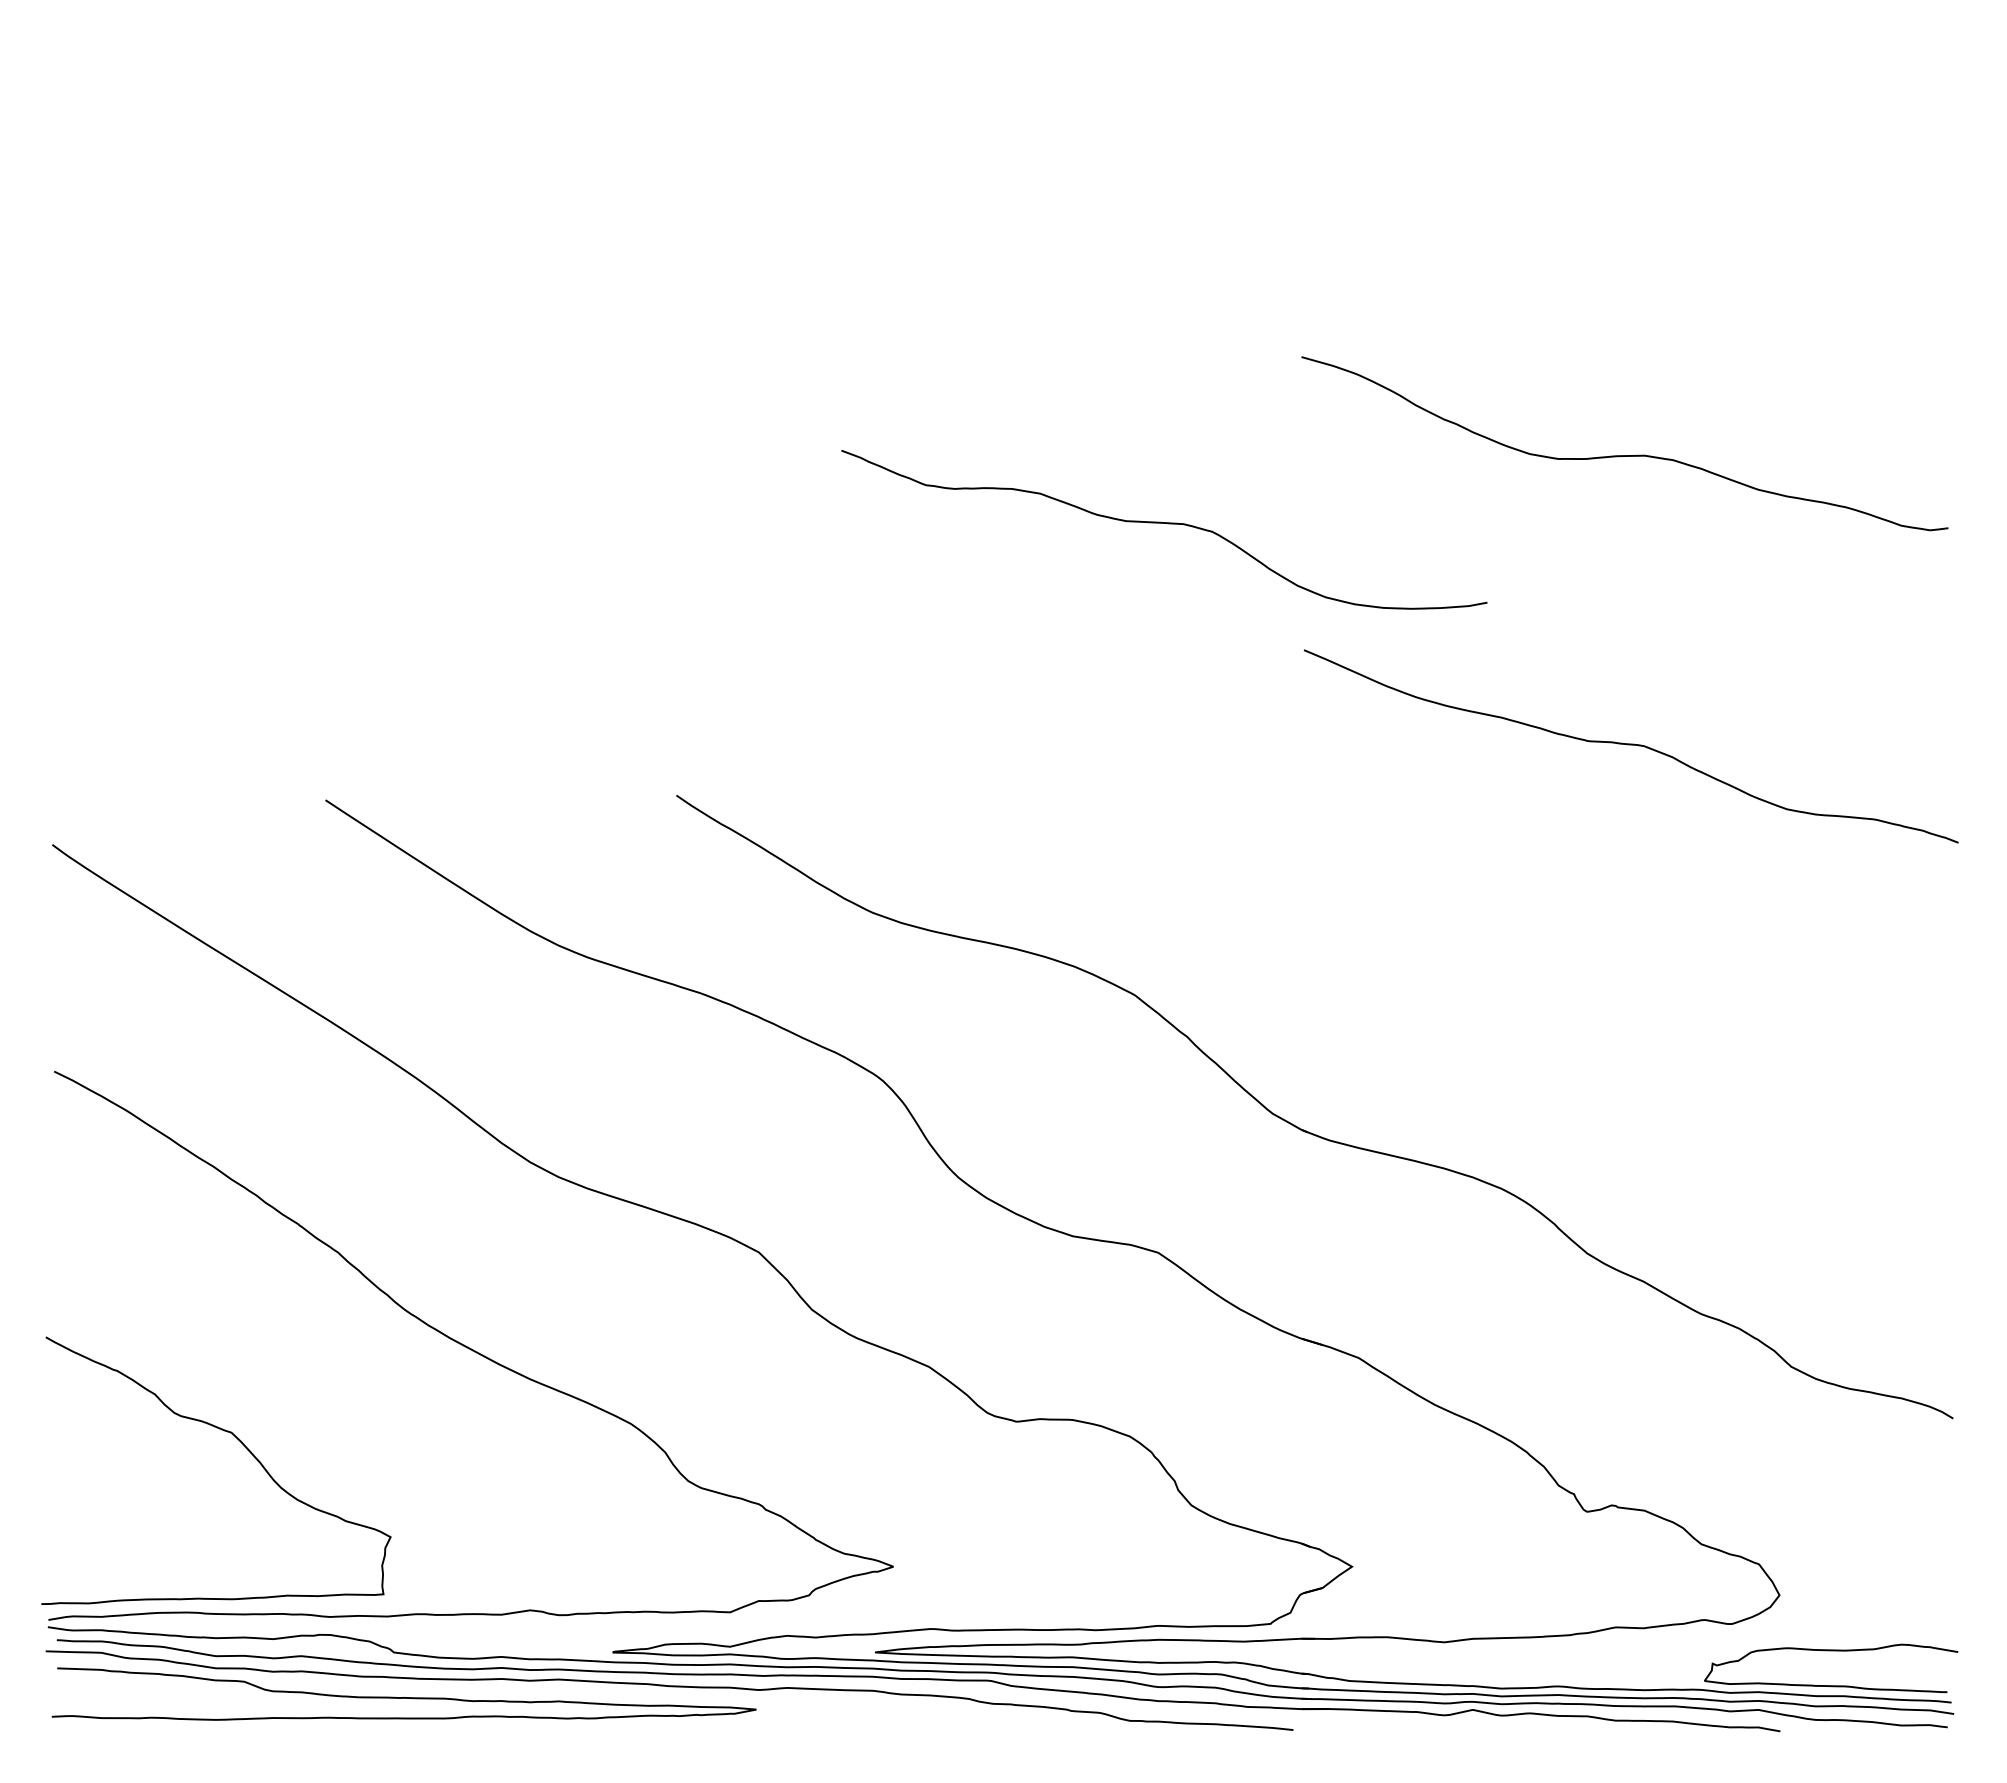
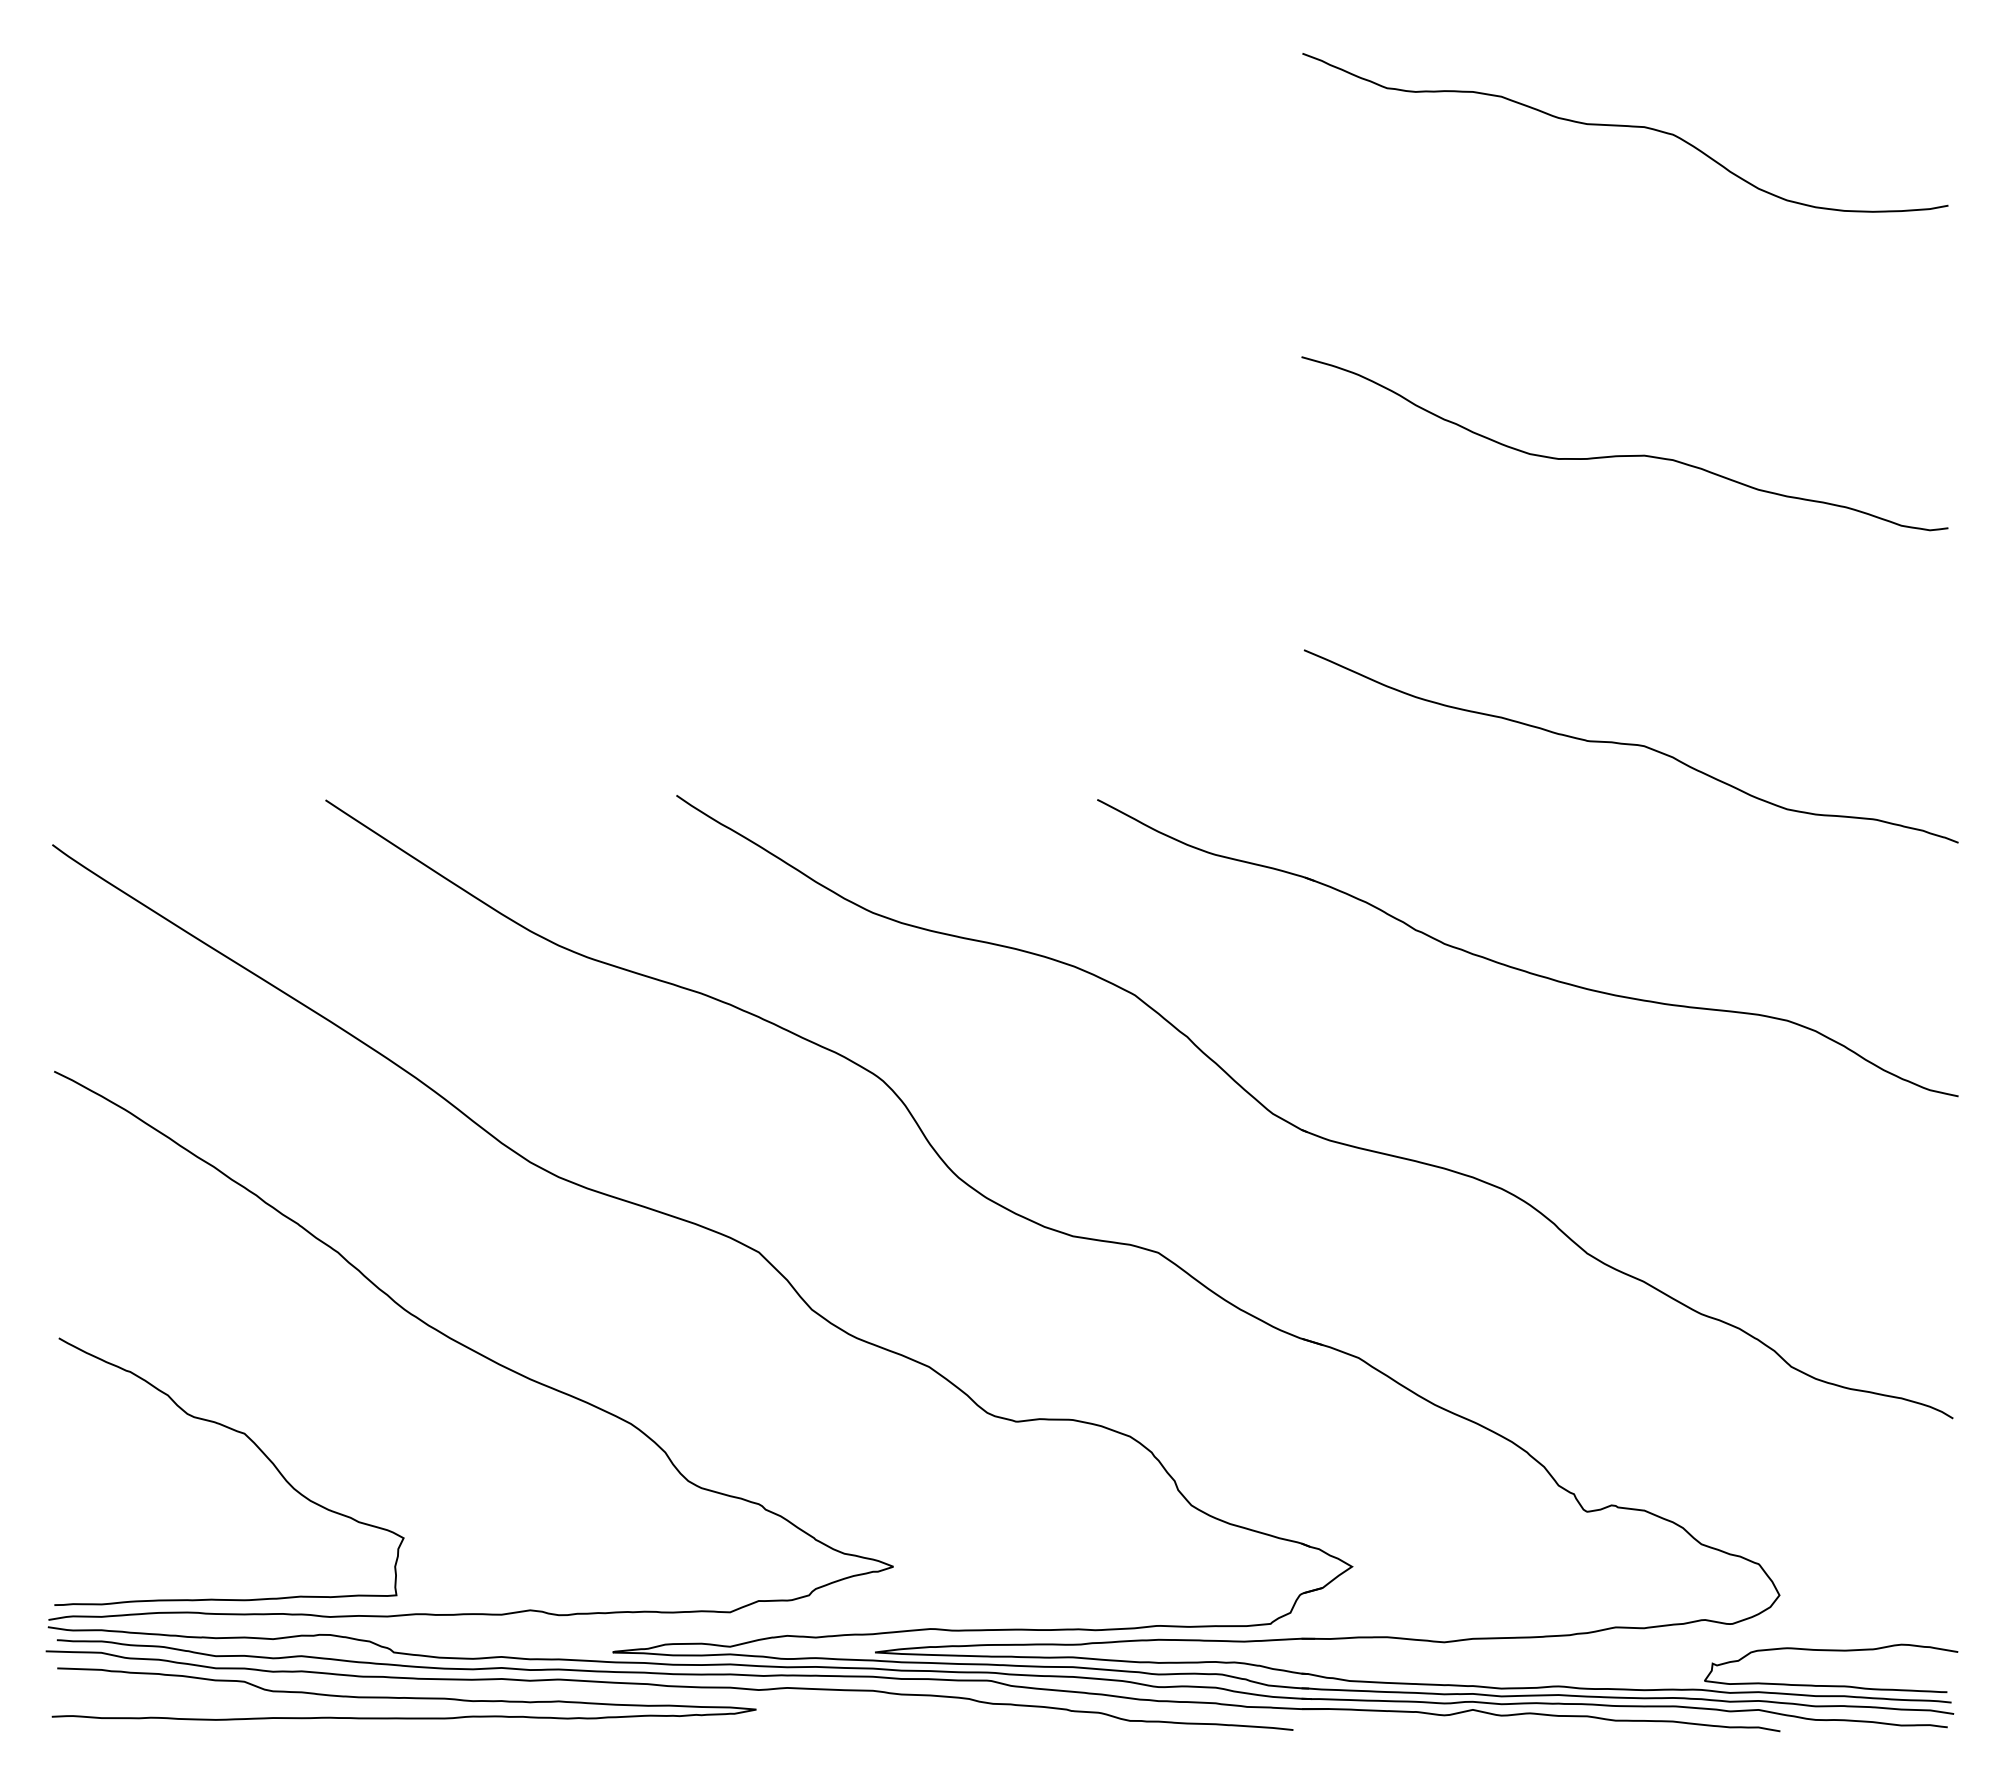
curve position: (1164, 523) -> (1625, 126) (1625, 126)
part: none -> present (1523, 969)
curve position: (245, 1448) -> (258, 1449) (258, 1449)
